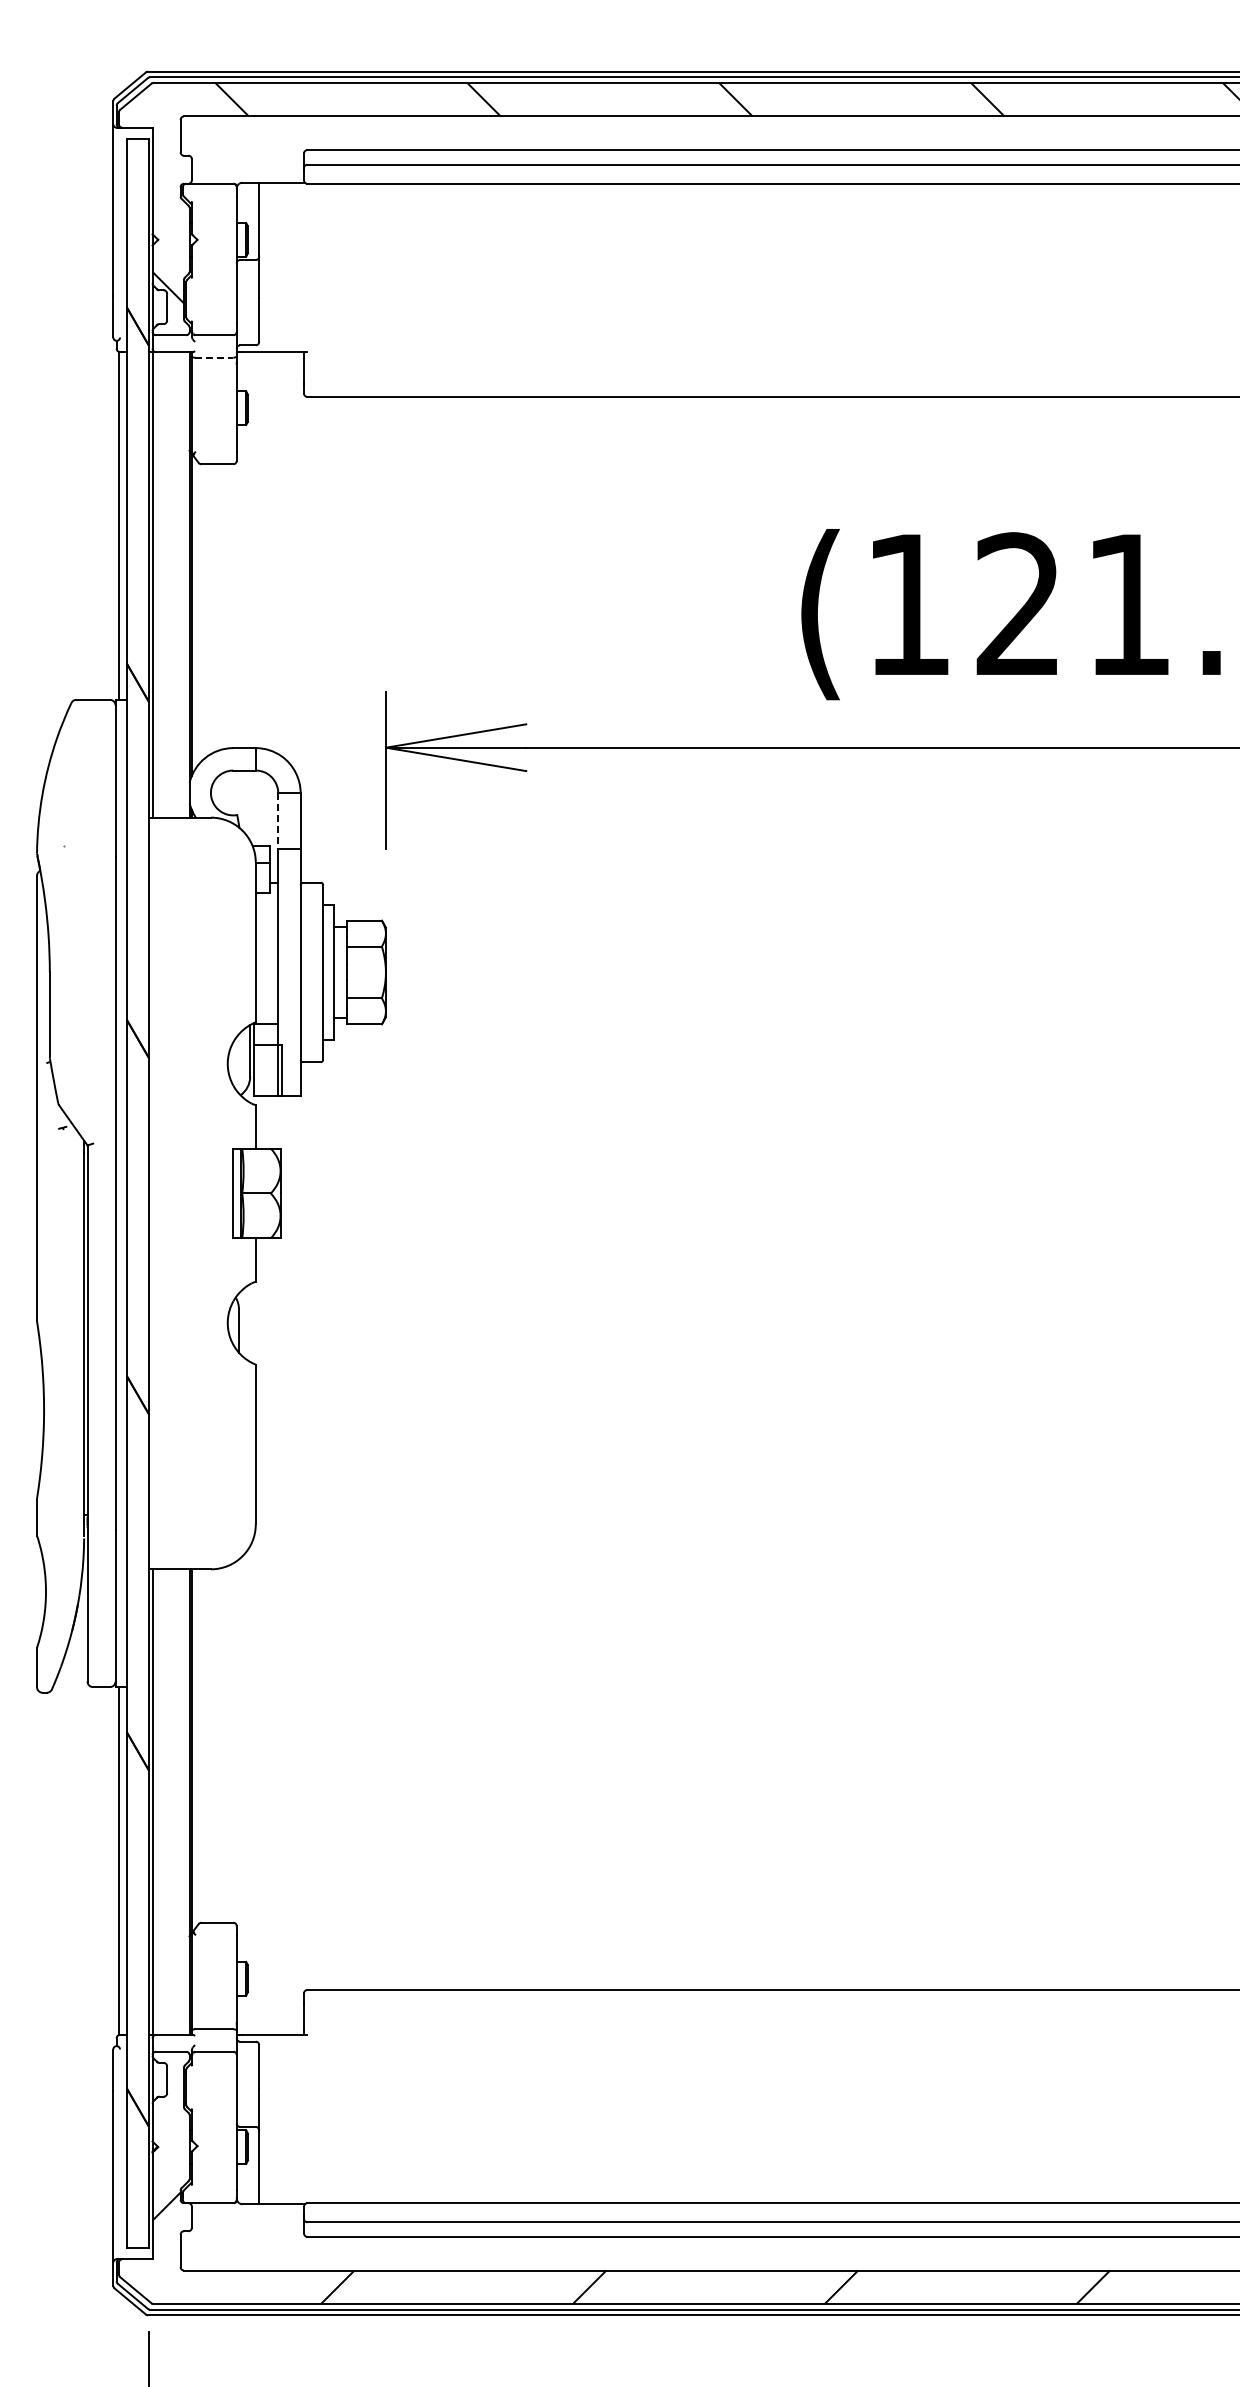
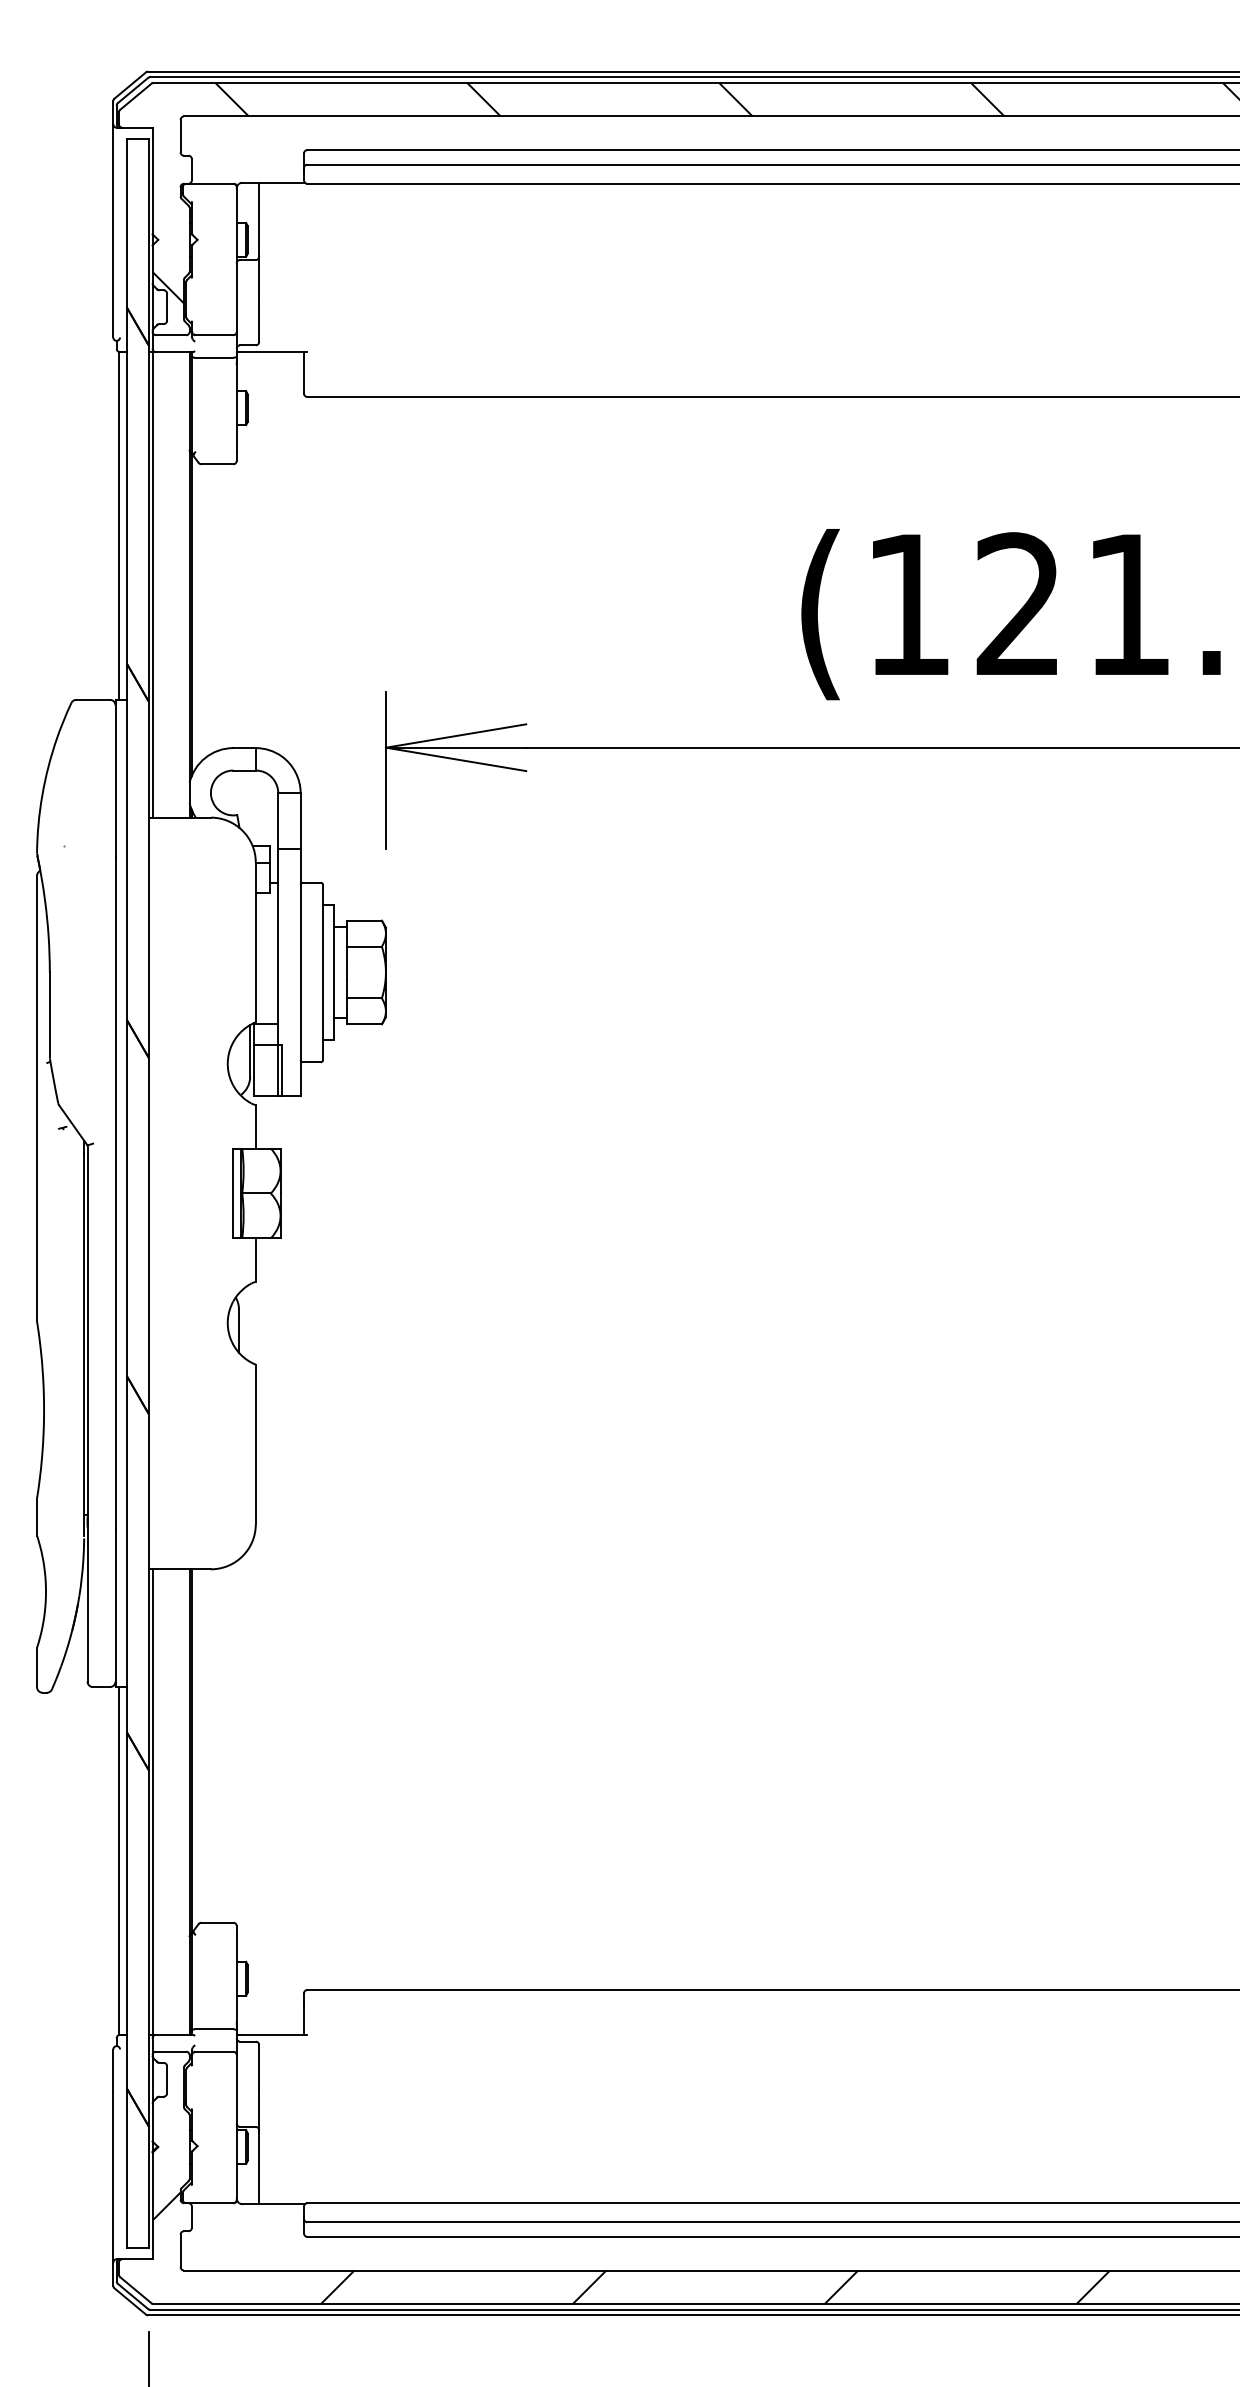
line: dashed -> solid (214, 357)
line: dashed -> solid (278, 821)
